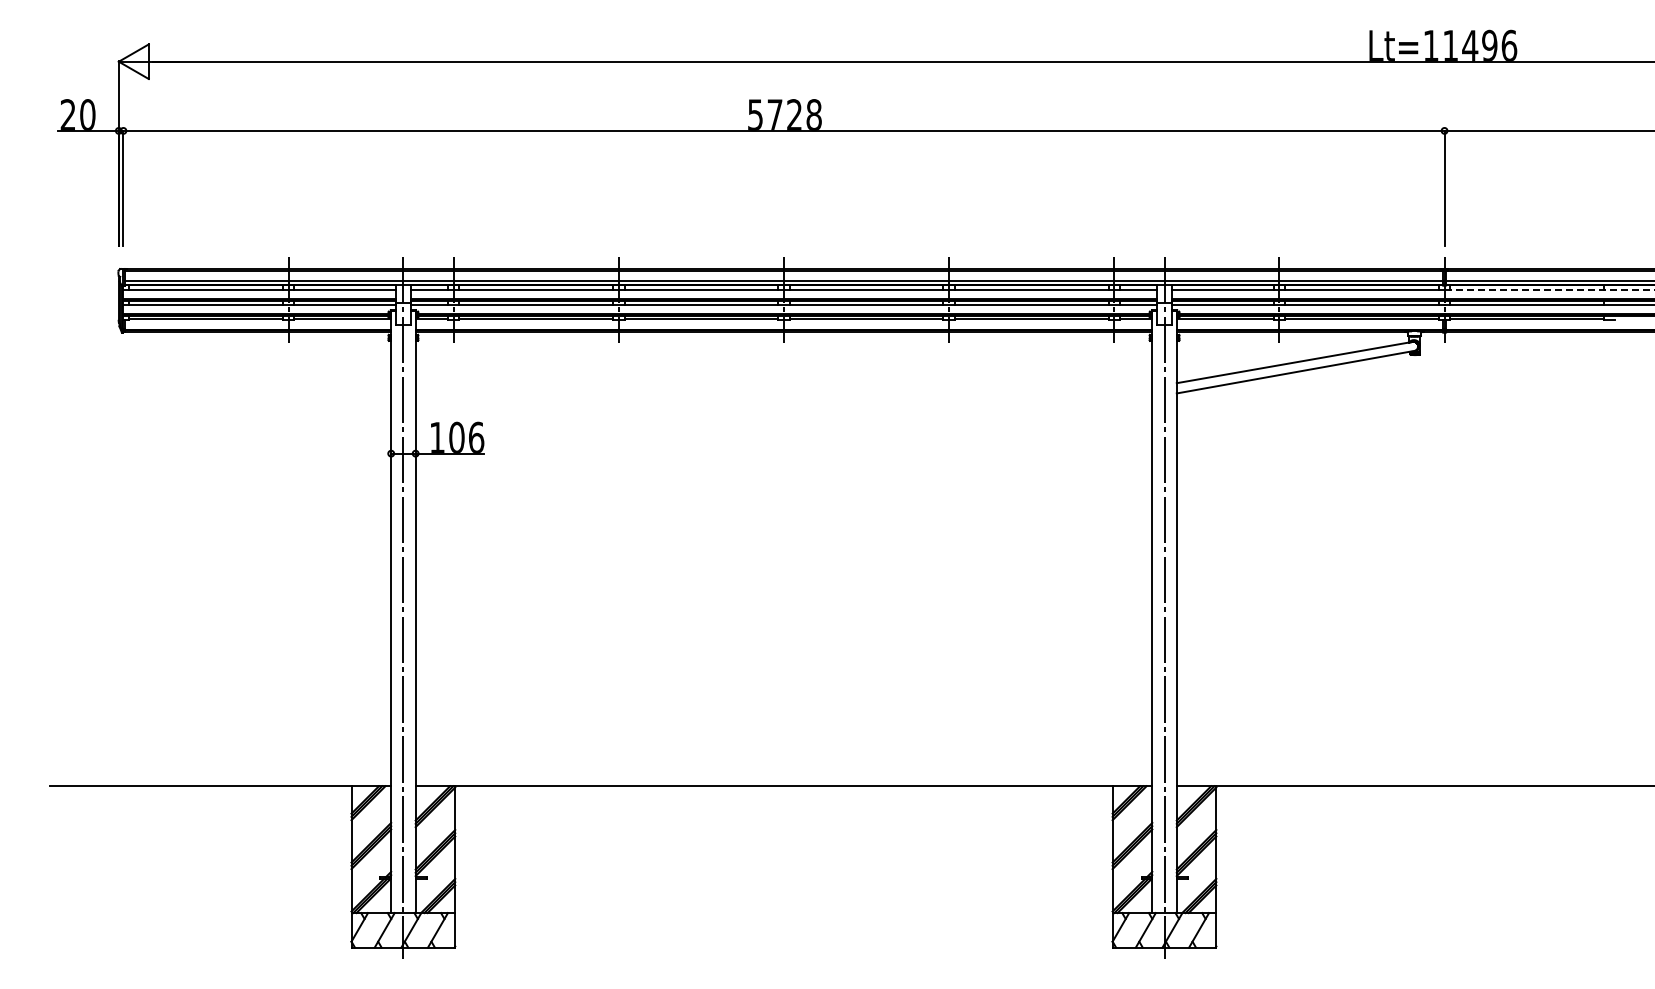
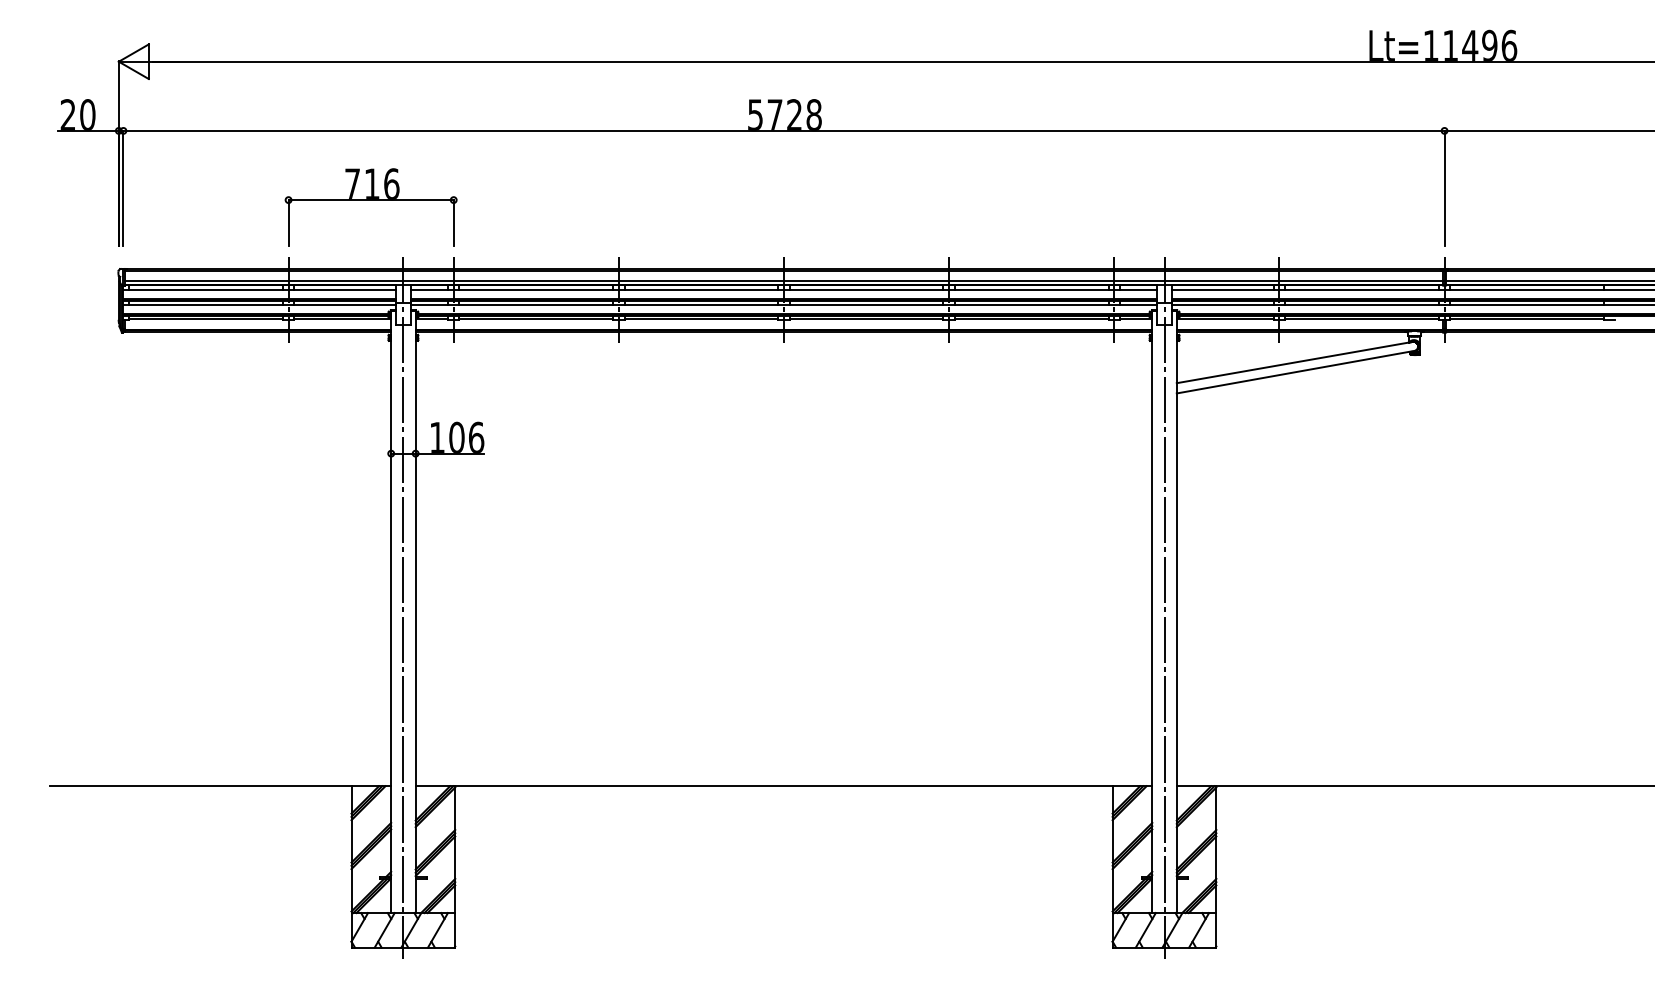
part: none -> present (370, 200)
line: dashed -> solid (1550, 289)
